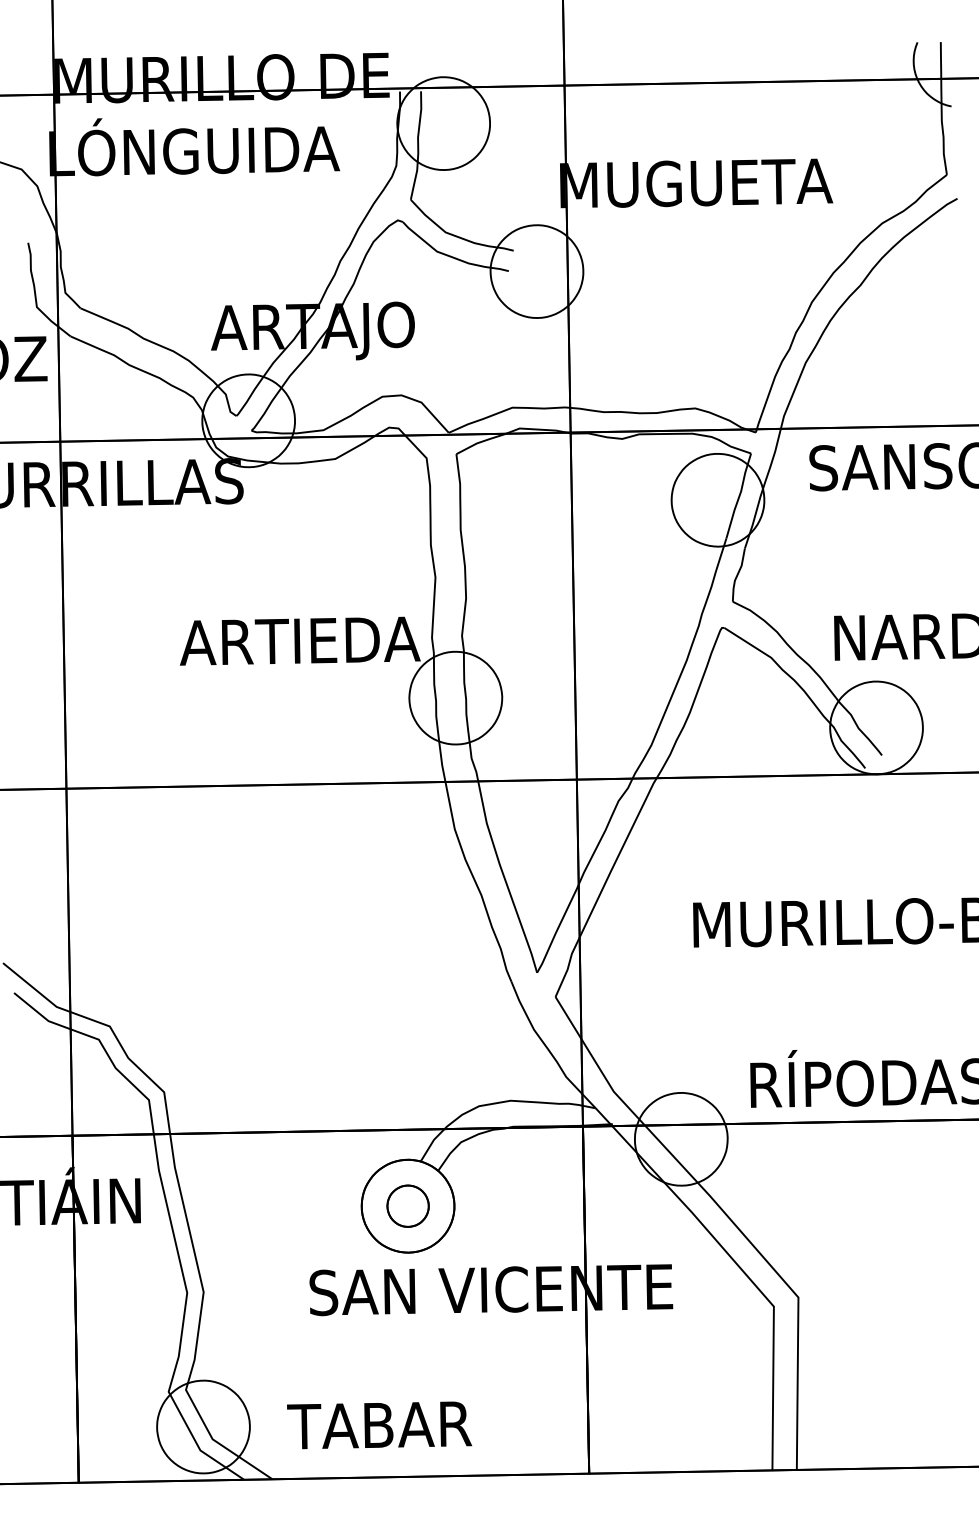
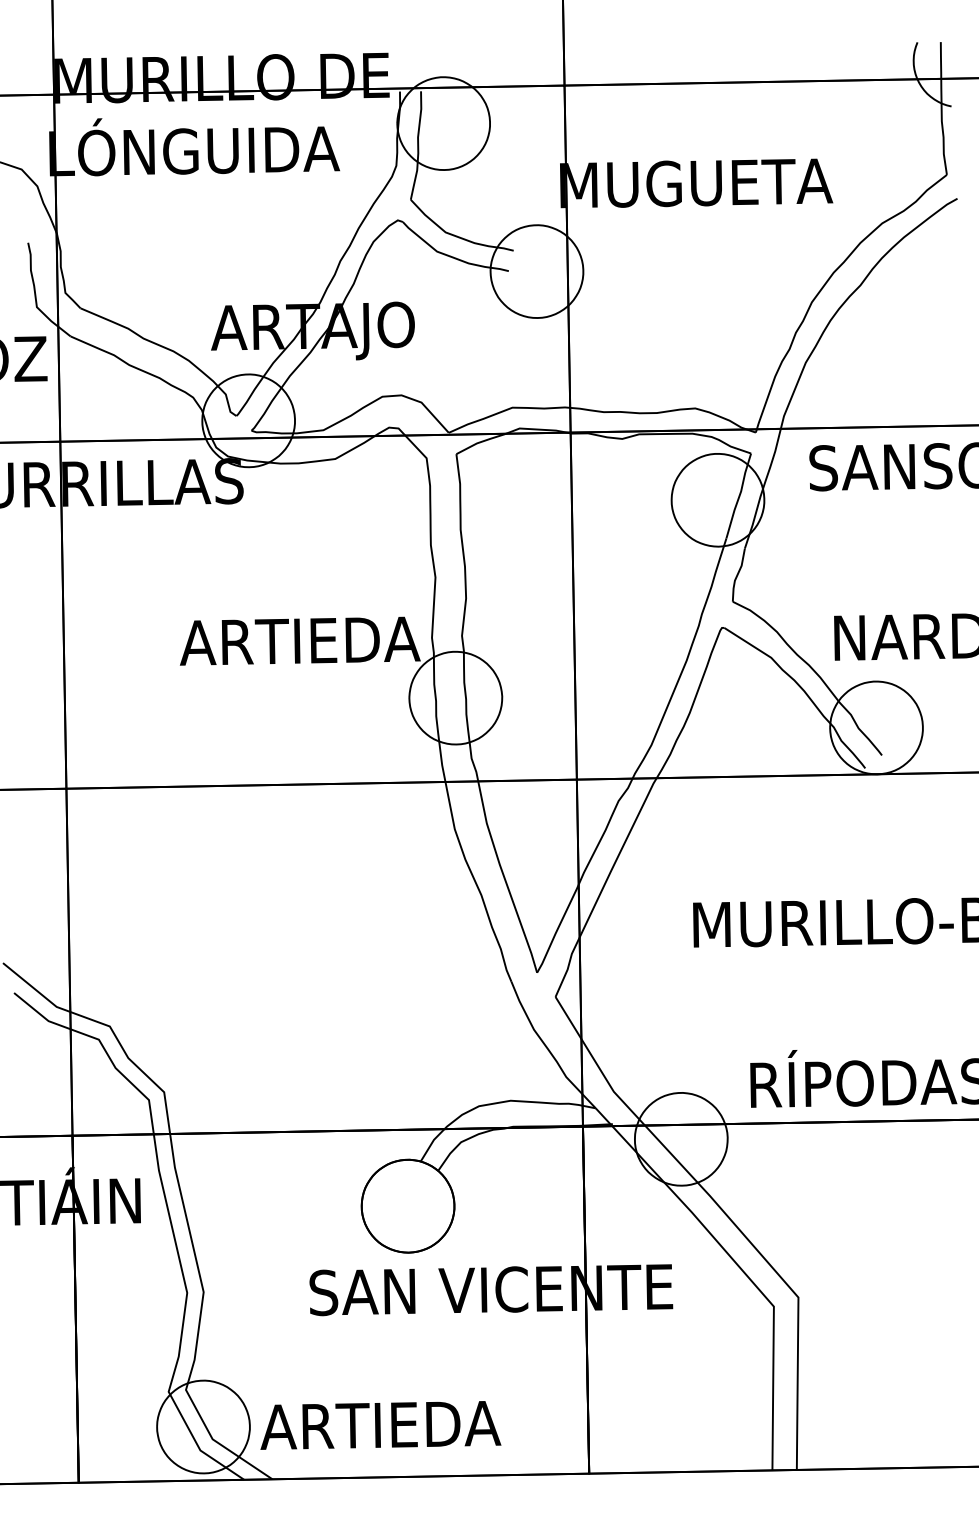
part: present -> none (407, 1205)
text: TABAR -> ARTIEDA (380, 1425)
